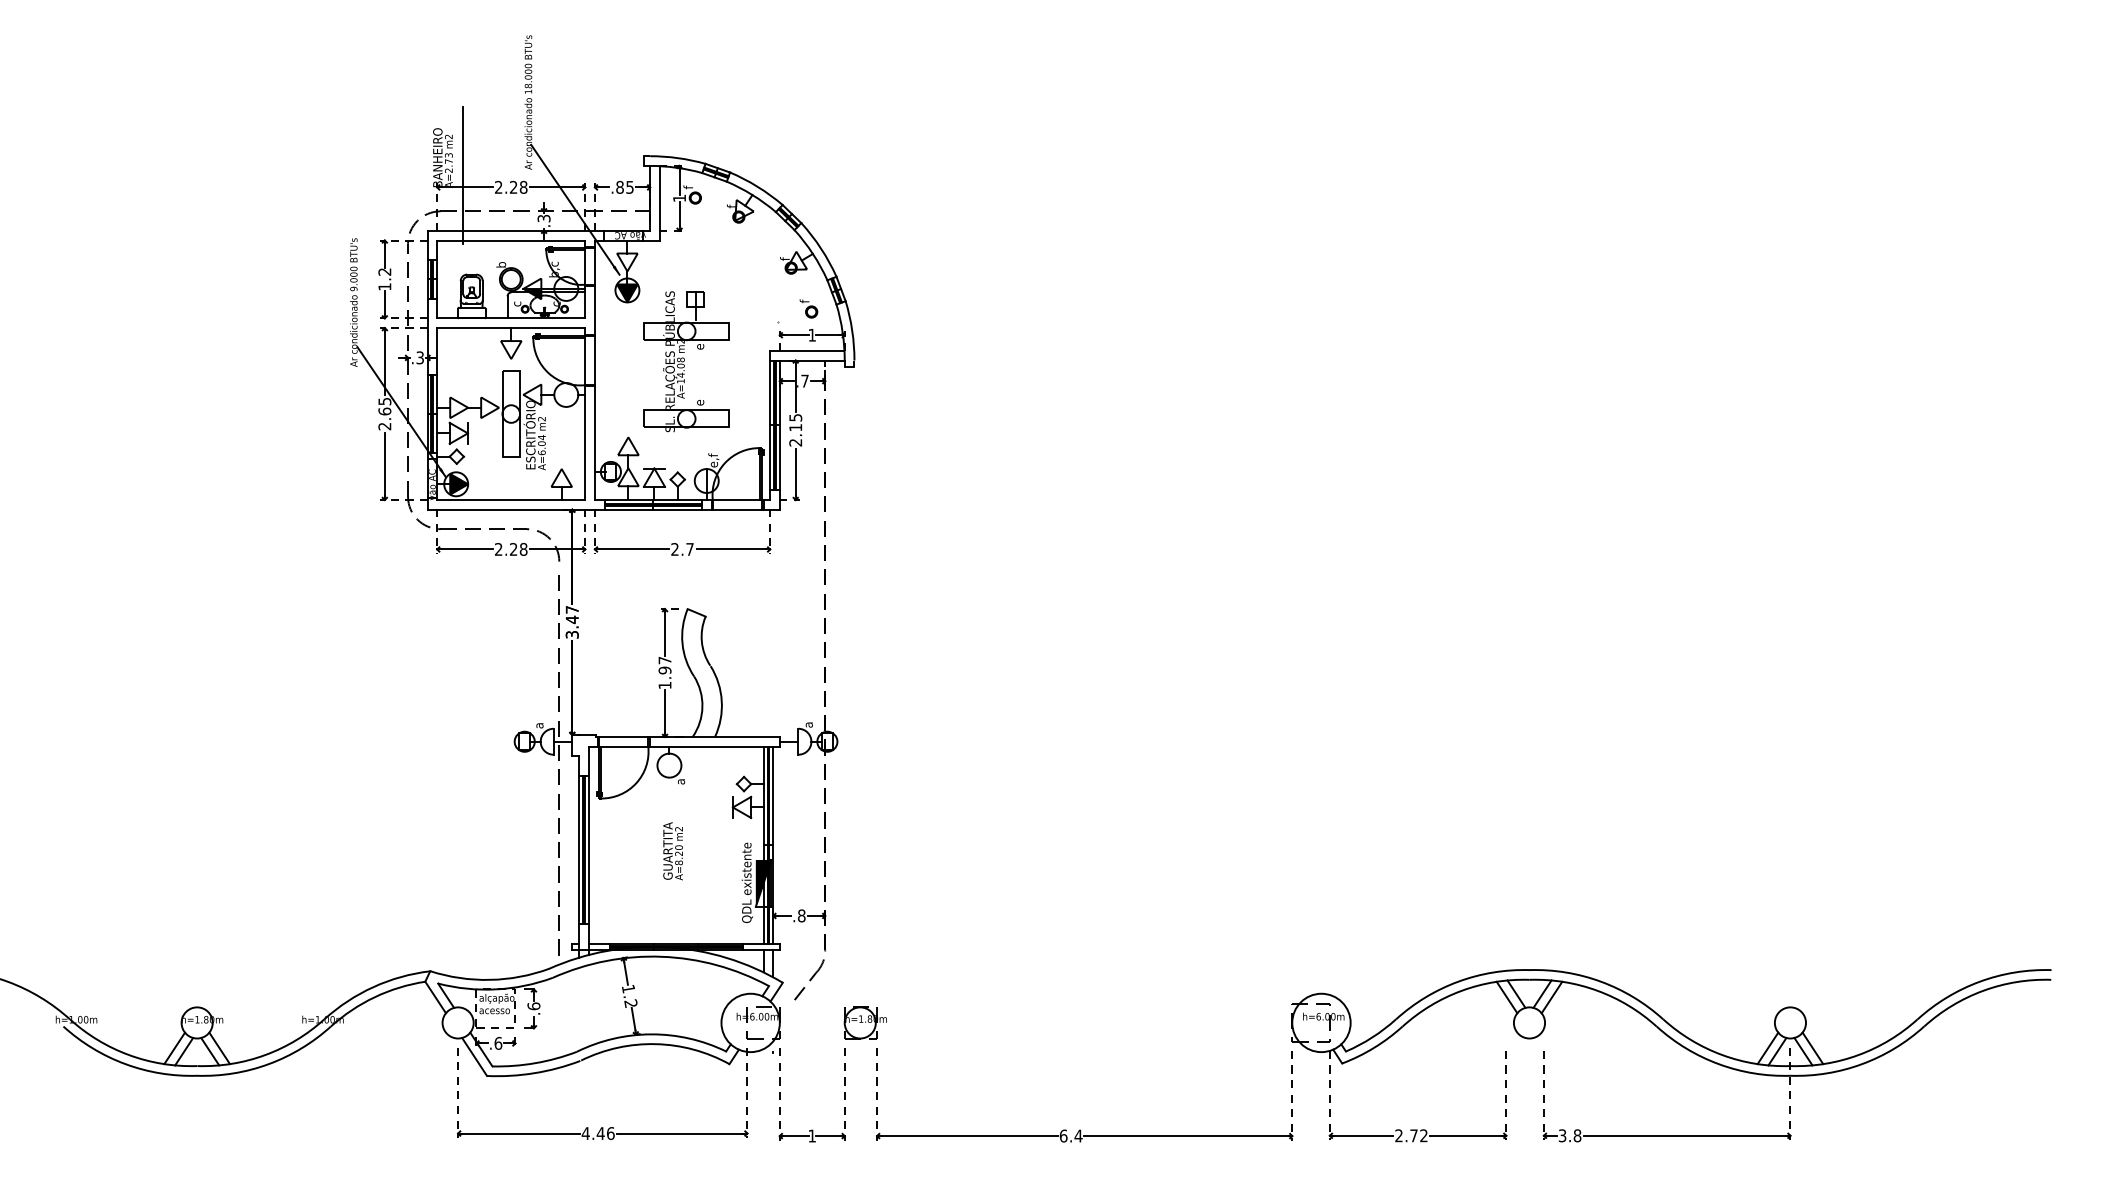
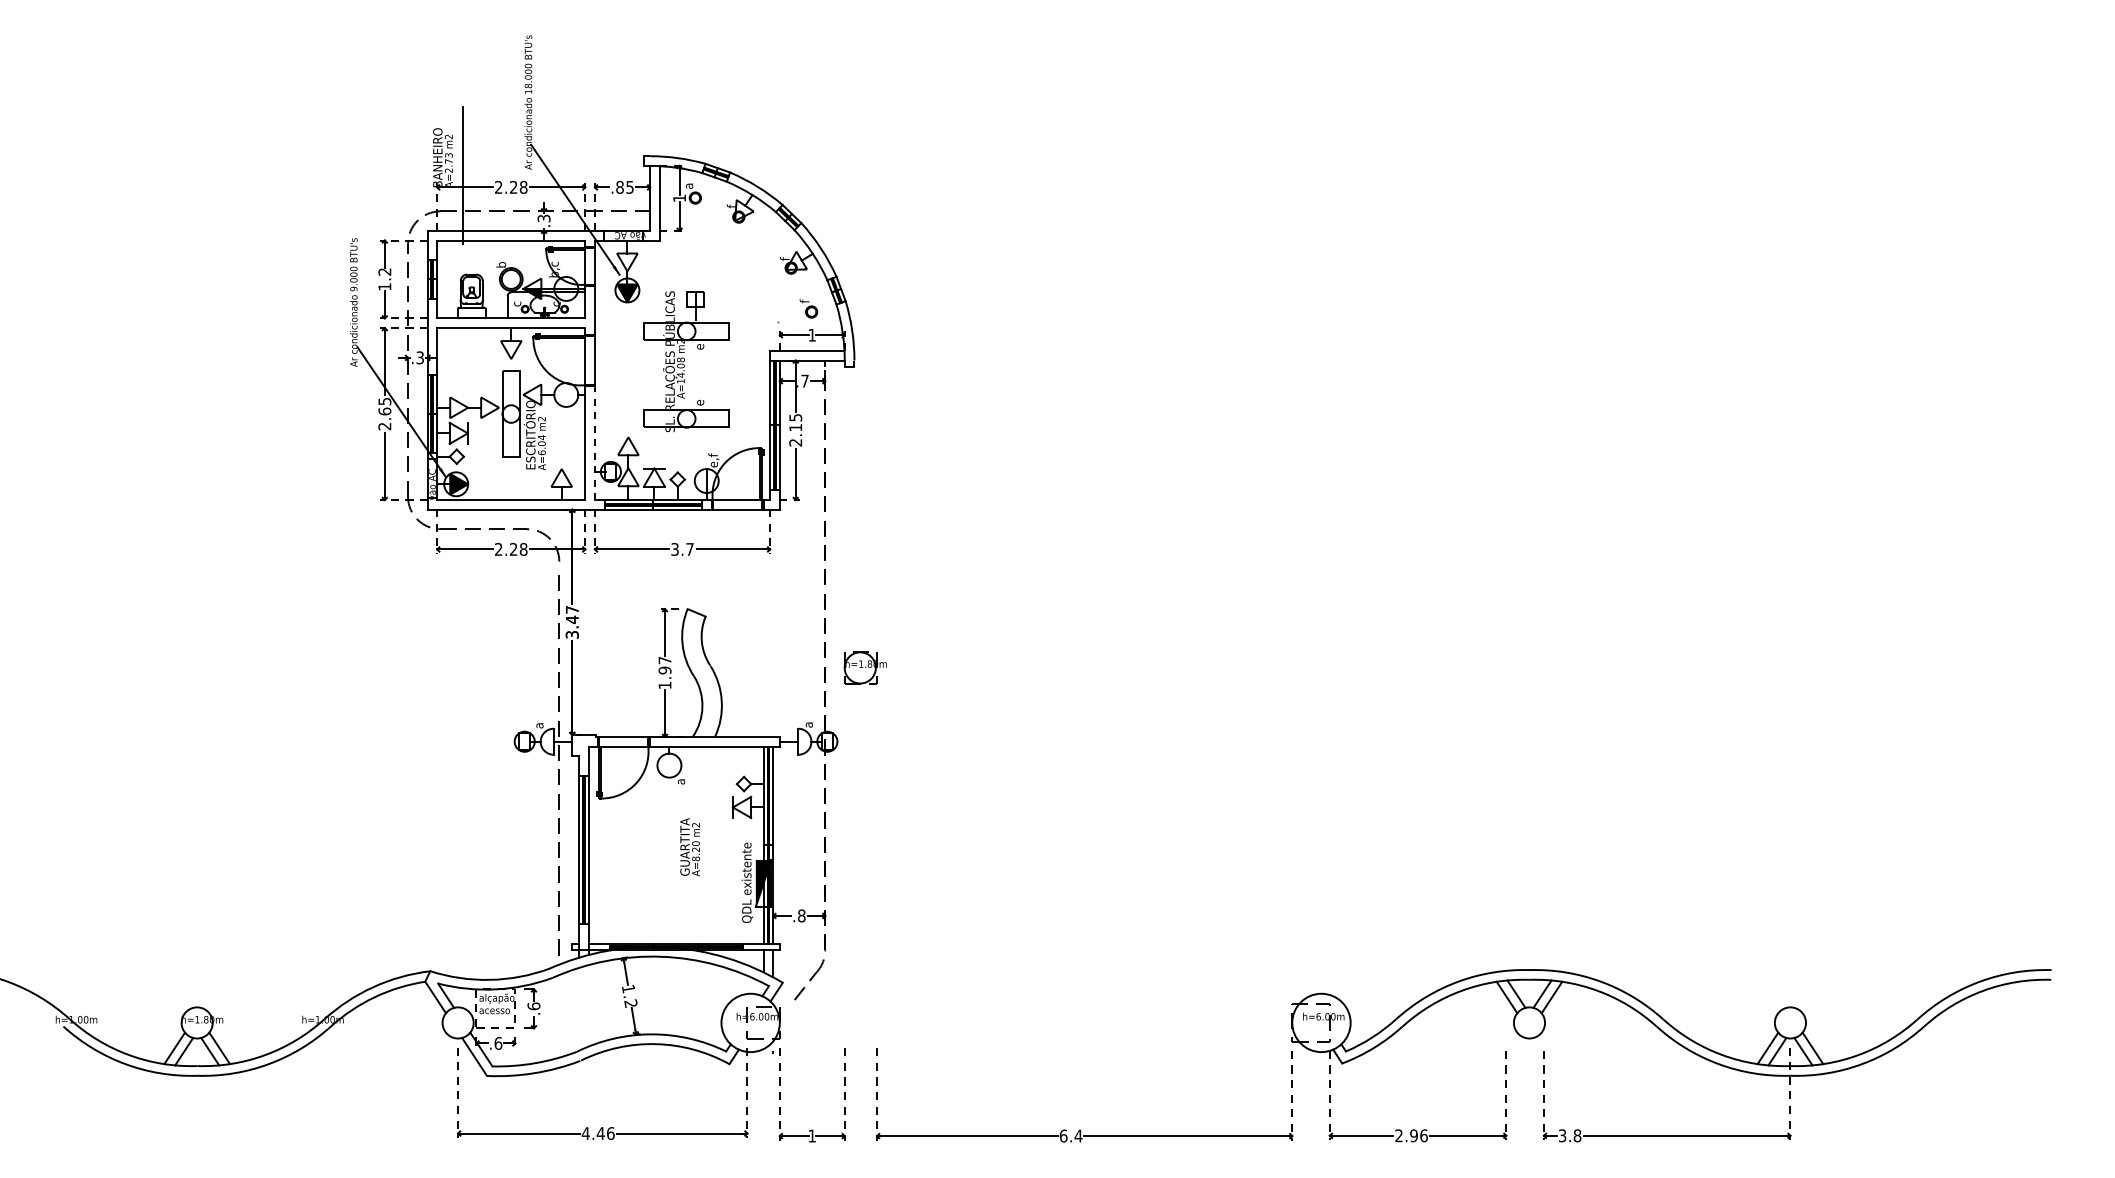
text: f -> a (688, 186)
line: solid -> dashed (595, 443)
text: 2.7 -> 3.7 (674, 549)
text position: (672, 851) -> (689, 847) (689, 847)
part position: (864, 1022) -> (864, 667) (864, 667)
text: 2.72 -> 2.96 (1418, 1135)
